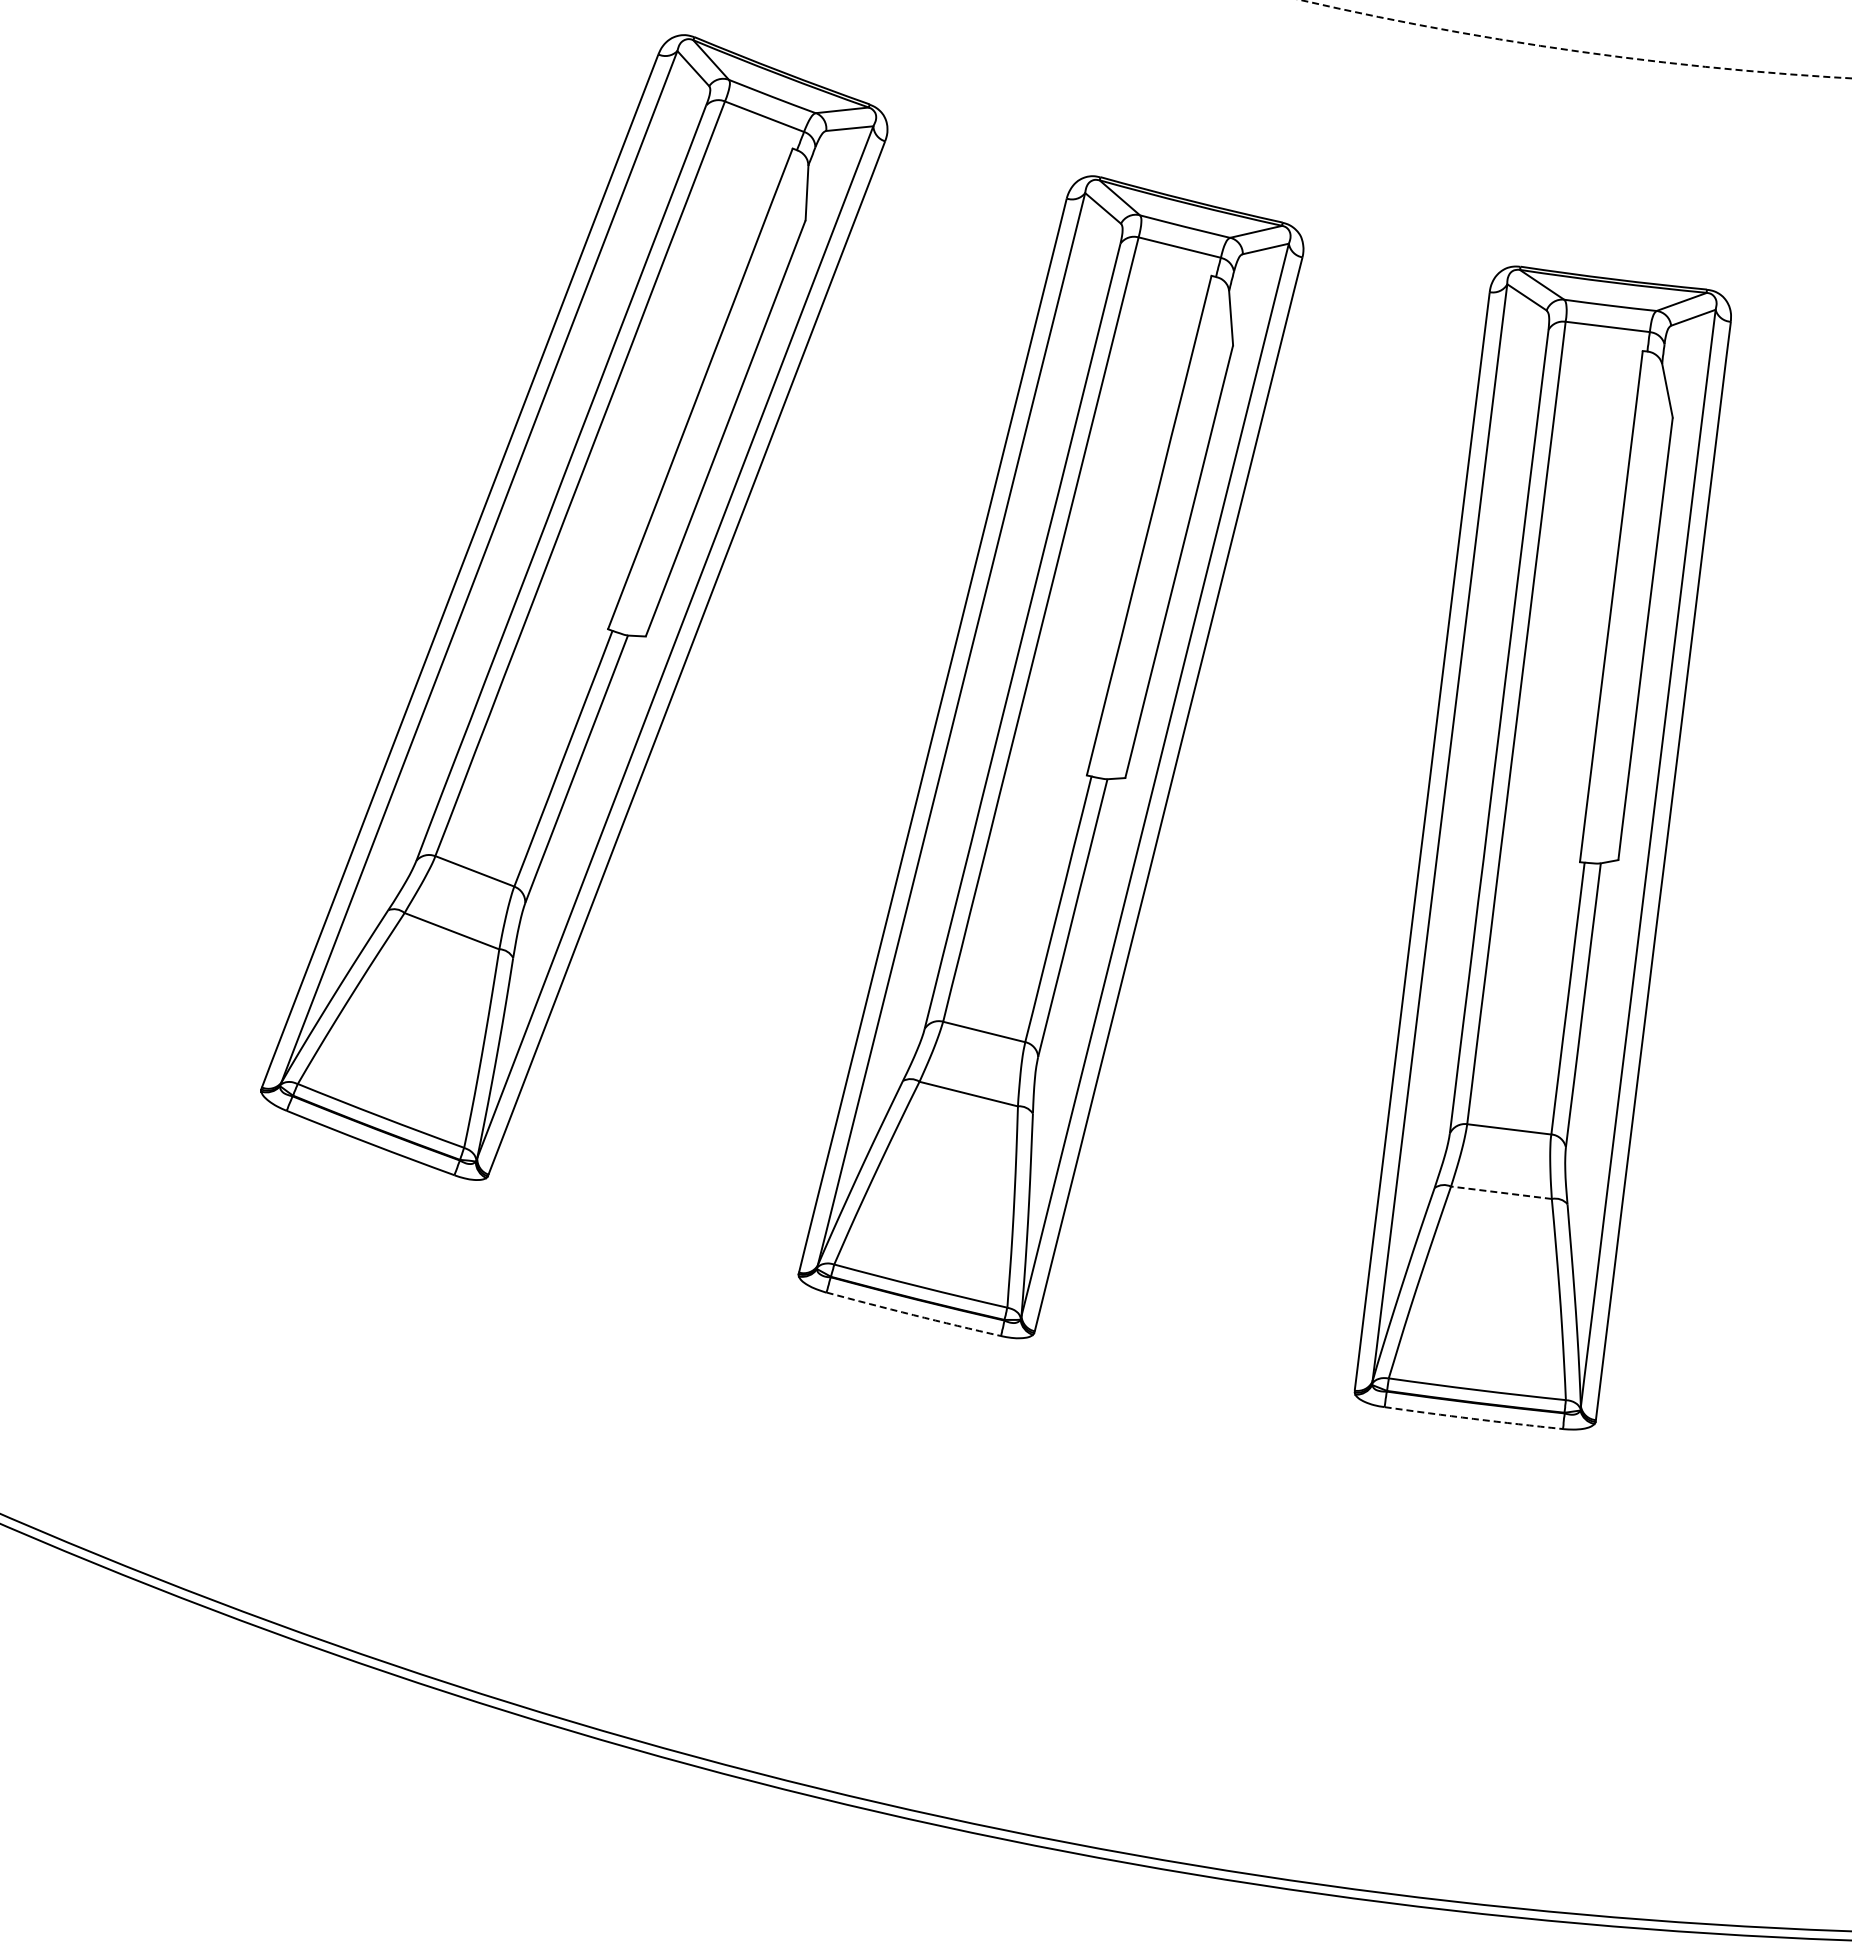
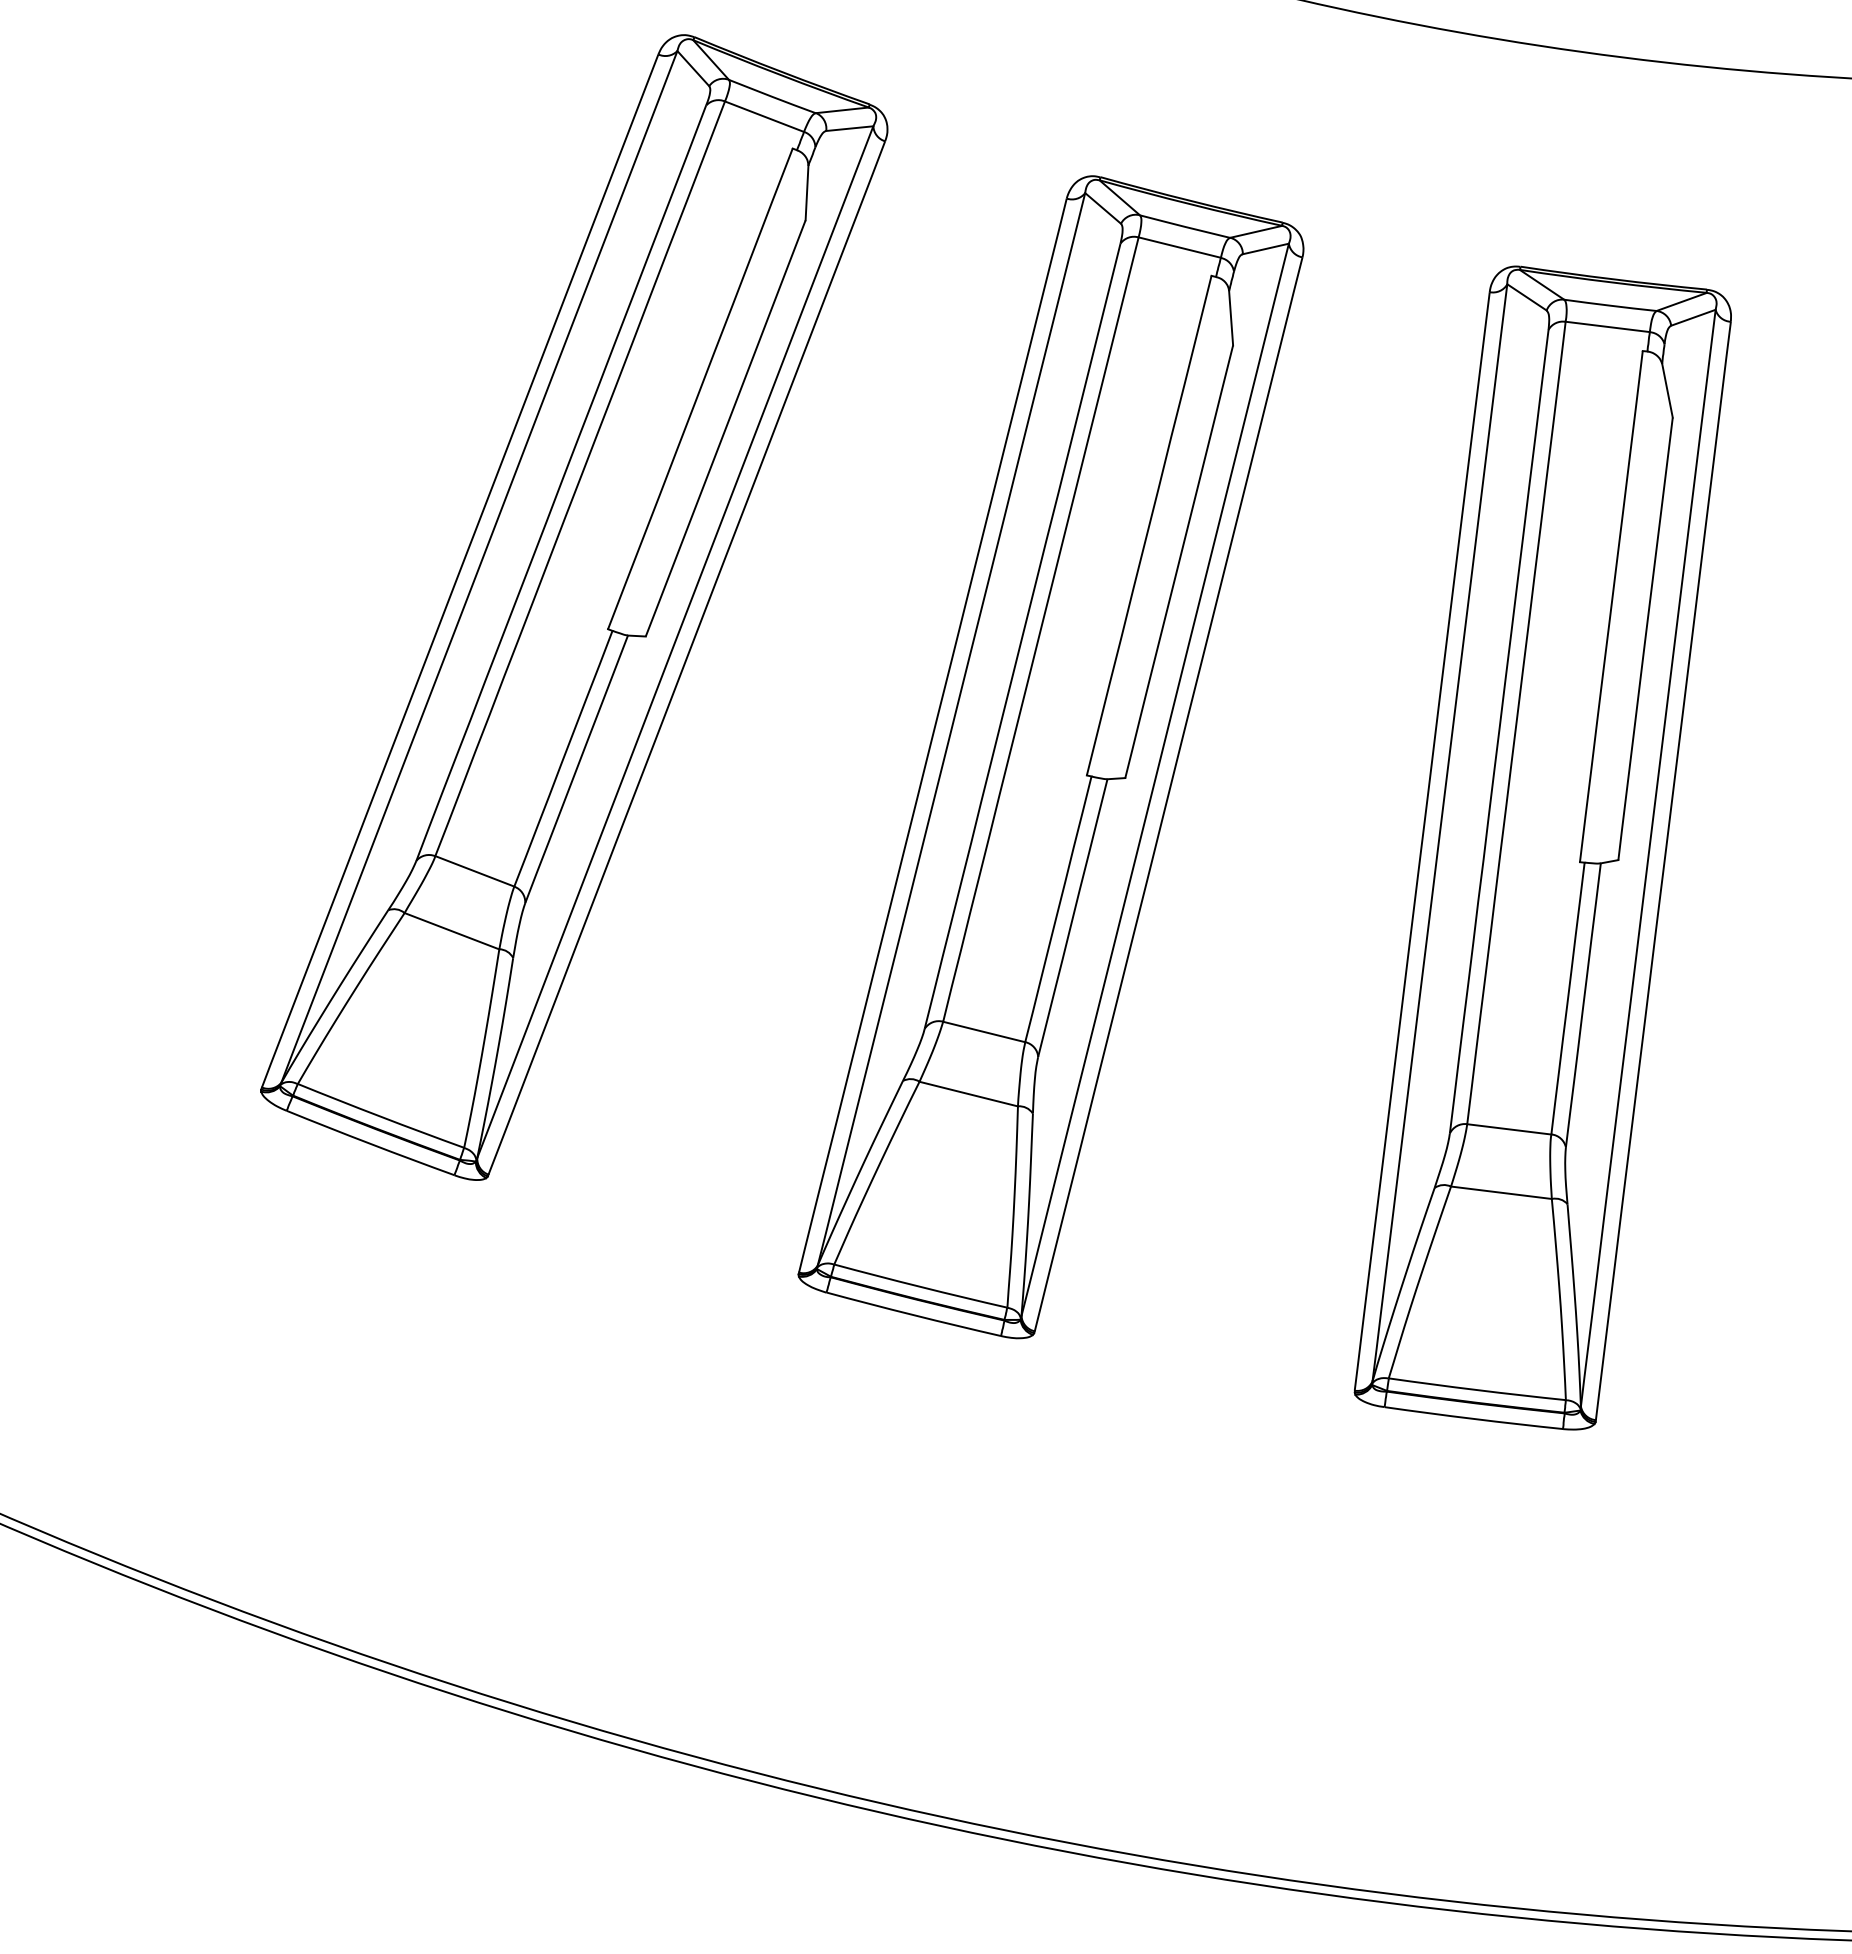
circle: dashed -> solid (1575, 39)
line: dashed -> solid (1501, 1192)
arc: dashed -> solid (913, 1315)
arc: dashed -> solid (1473, 1418)
